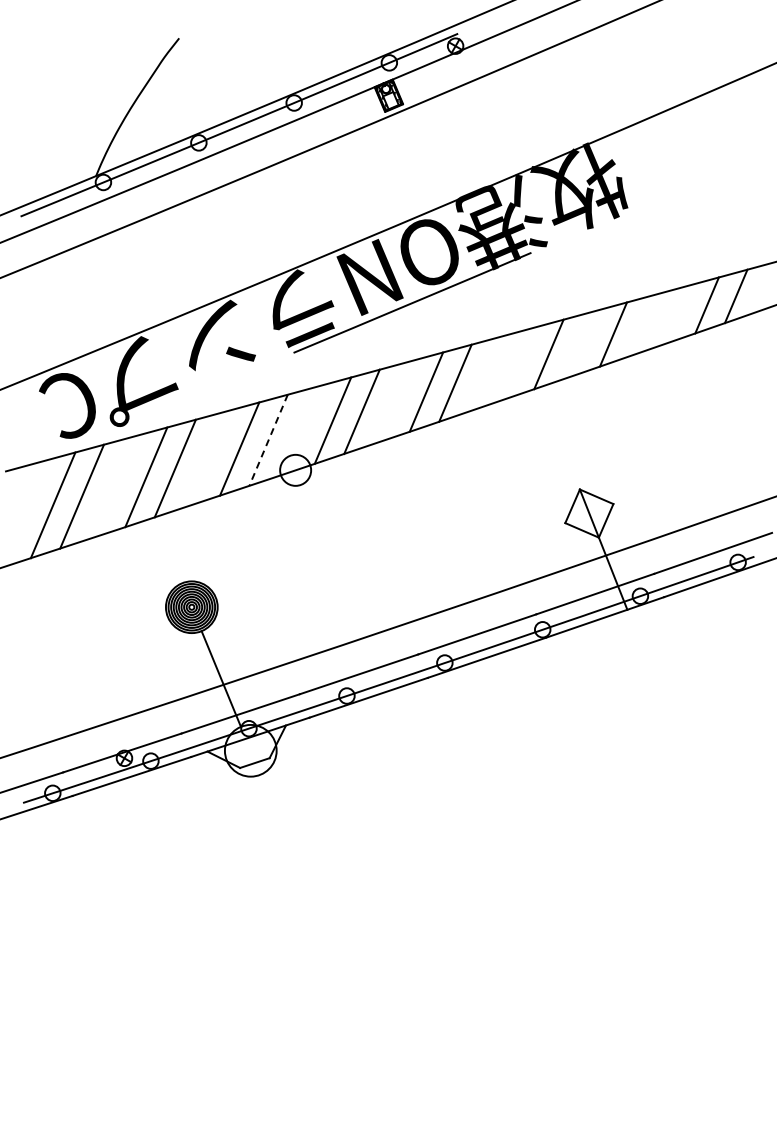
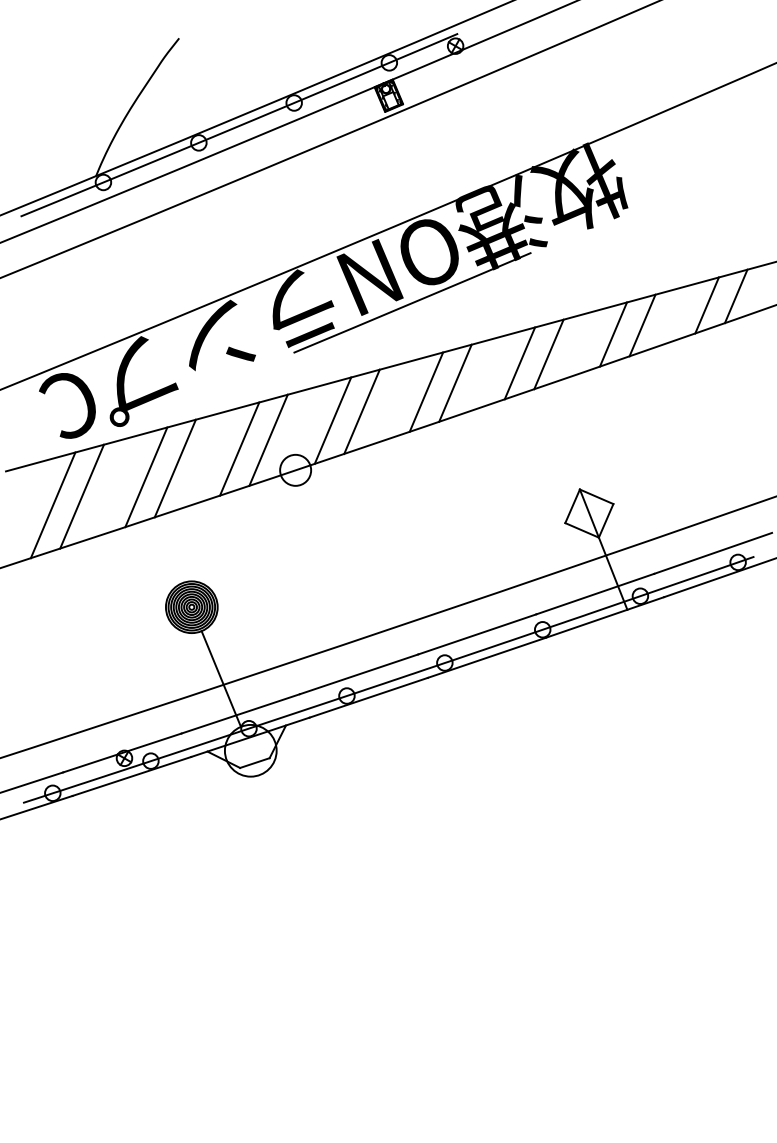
line: none -> present (642, 325)
line: none -> present (519, 363)
line: dashed -> solid (268, 440)
